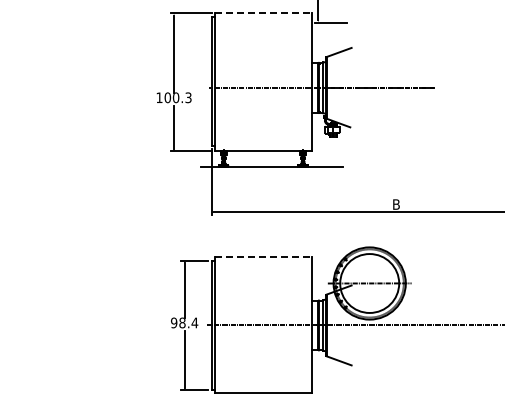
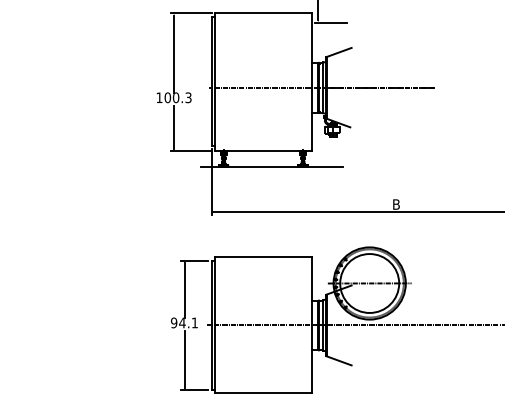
line: dashed -> solid (263, 13)
line: dashed -> solid (263, 257)
text: 98.4 -> 94.1 (188, 322)
